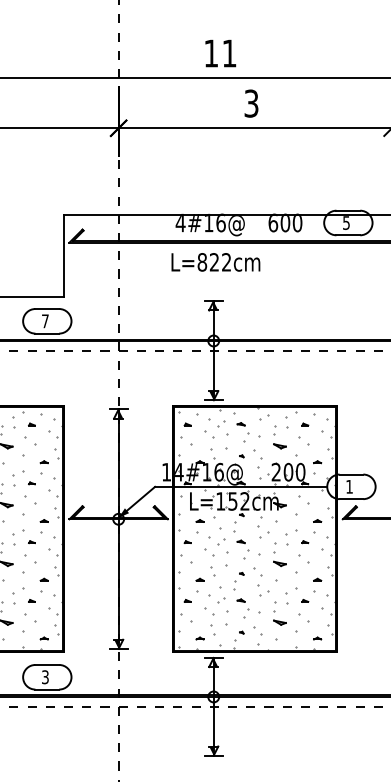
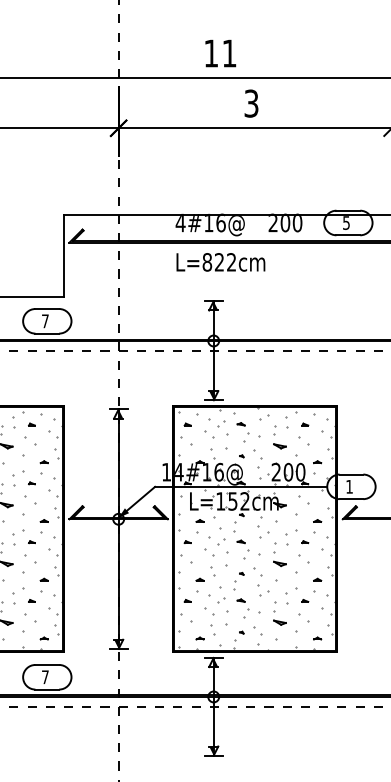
text: 600 -> 200 (273, 222)
text position: (215, 262) -> (220, 262) (220, 262)
text: 3 -> 7 (45, 677)
